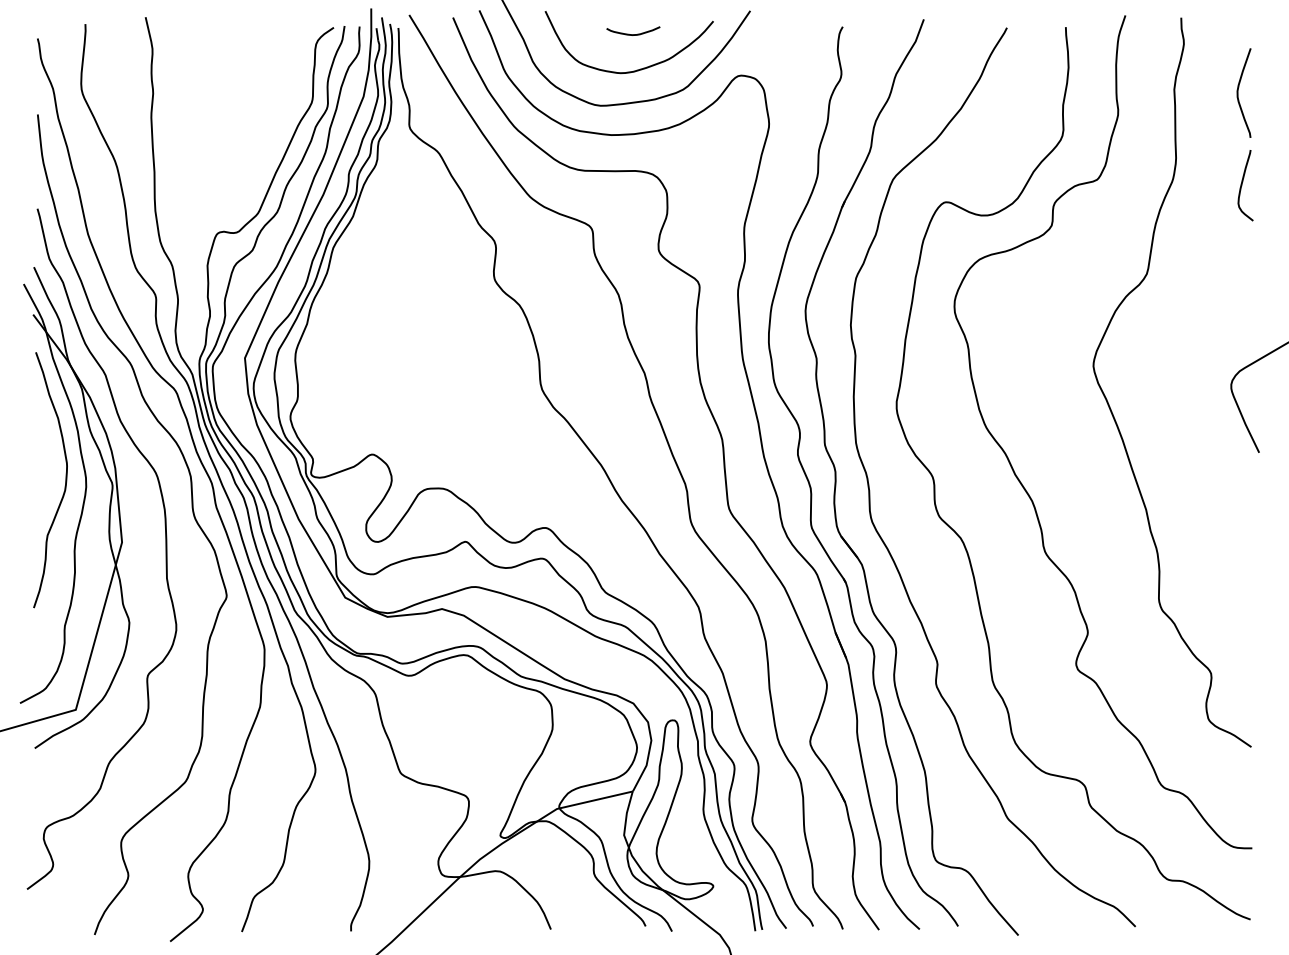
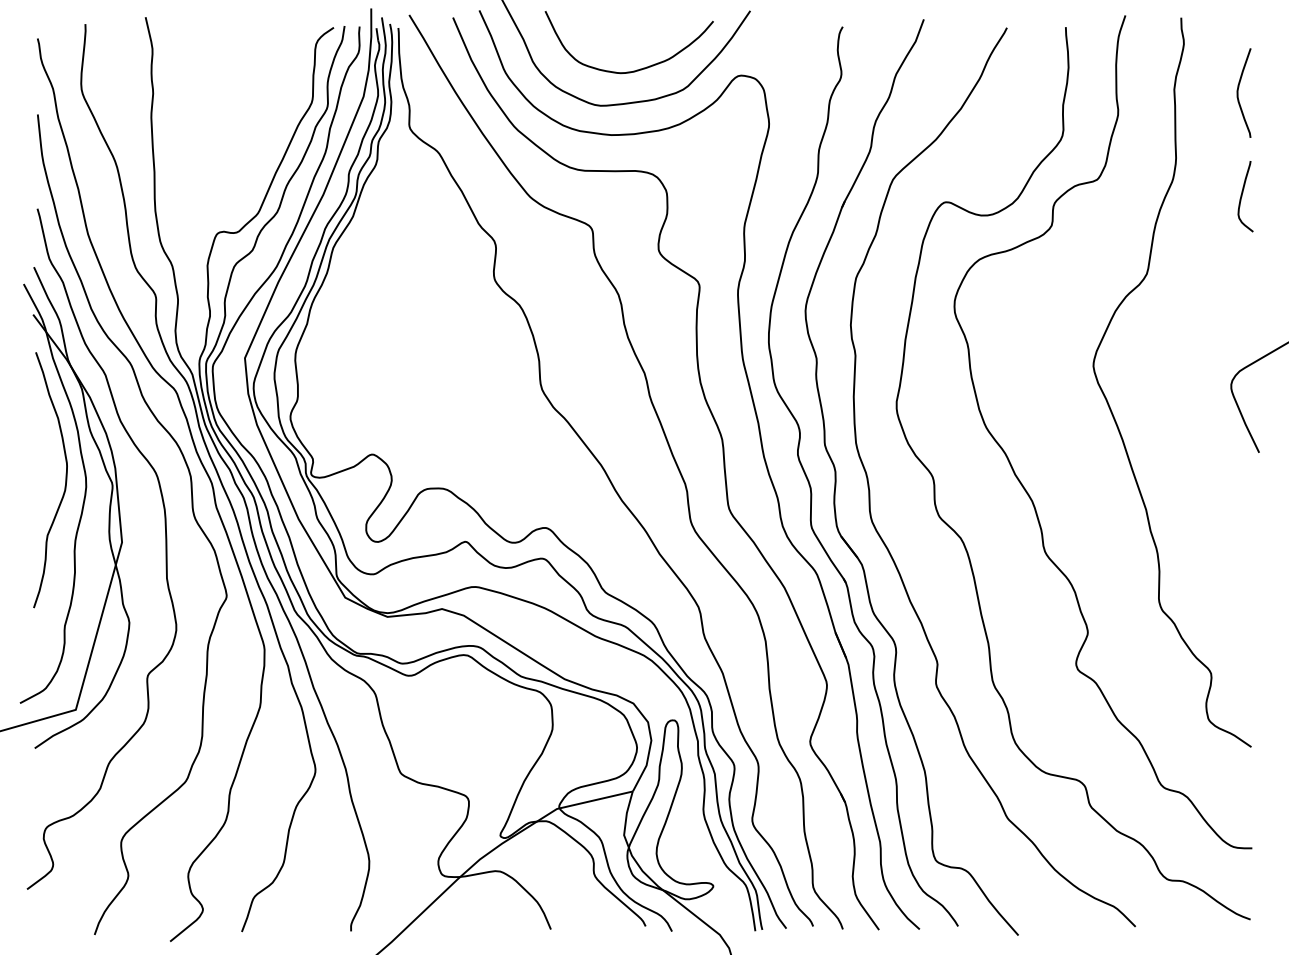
curve: present -> none (633, 34)
curve position: (1242, 185) -> (1242, 196) (1242, 196)
